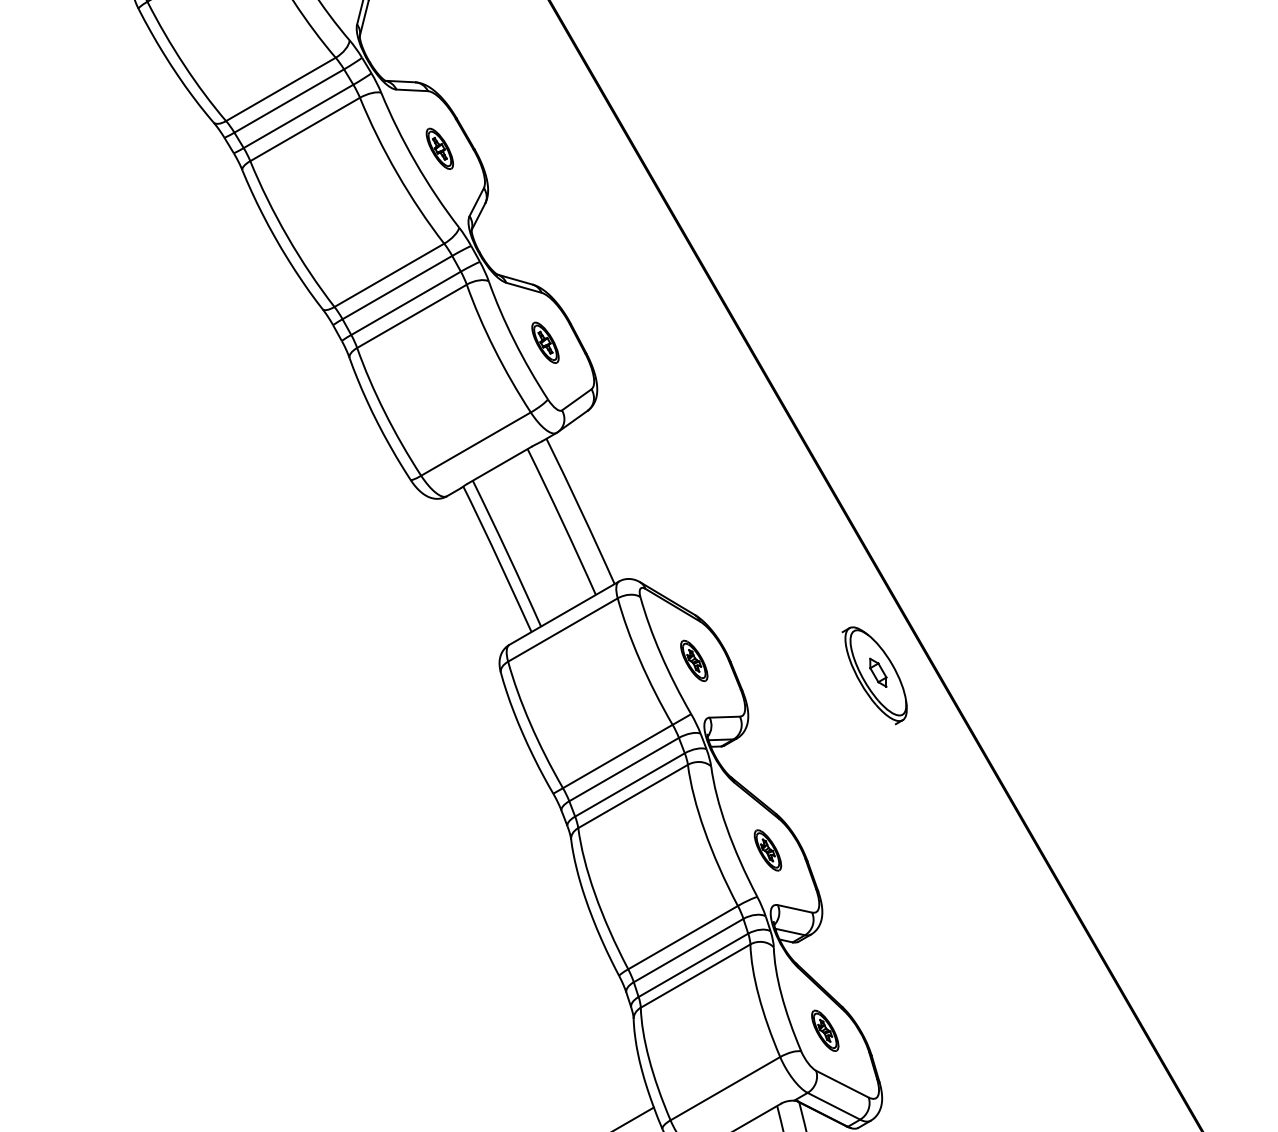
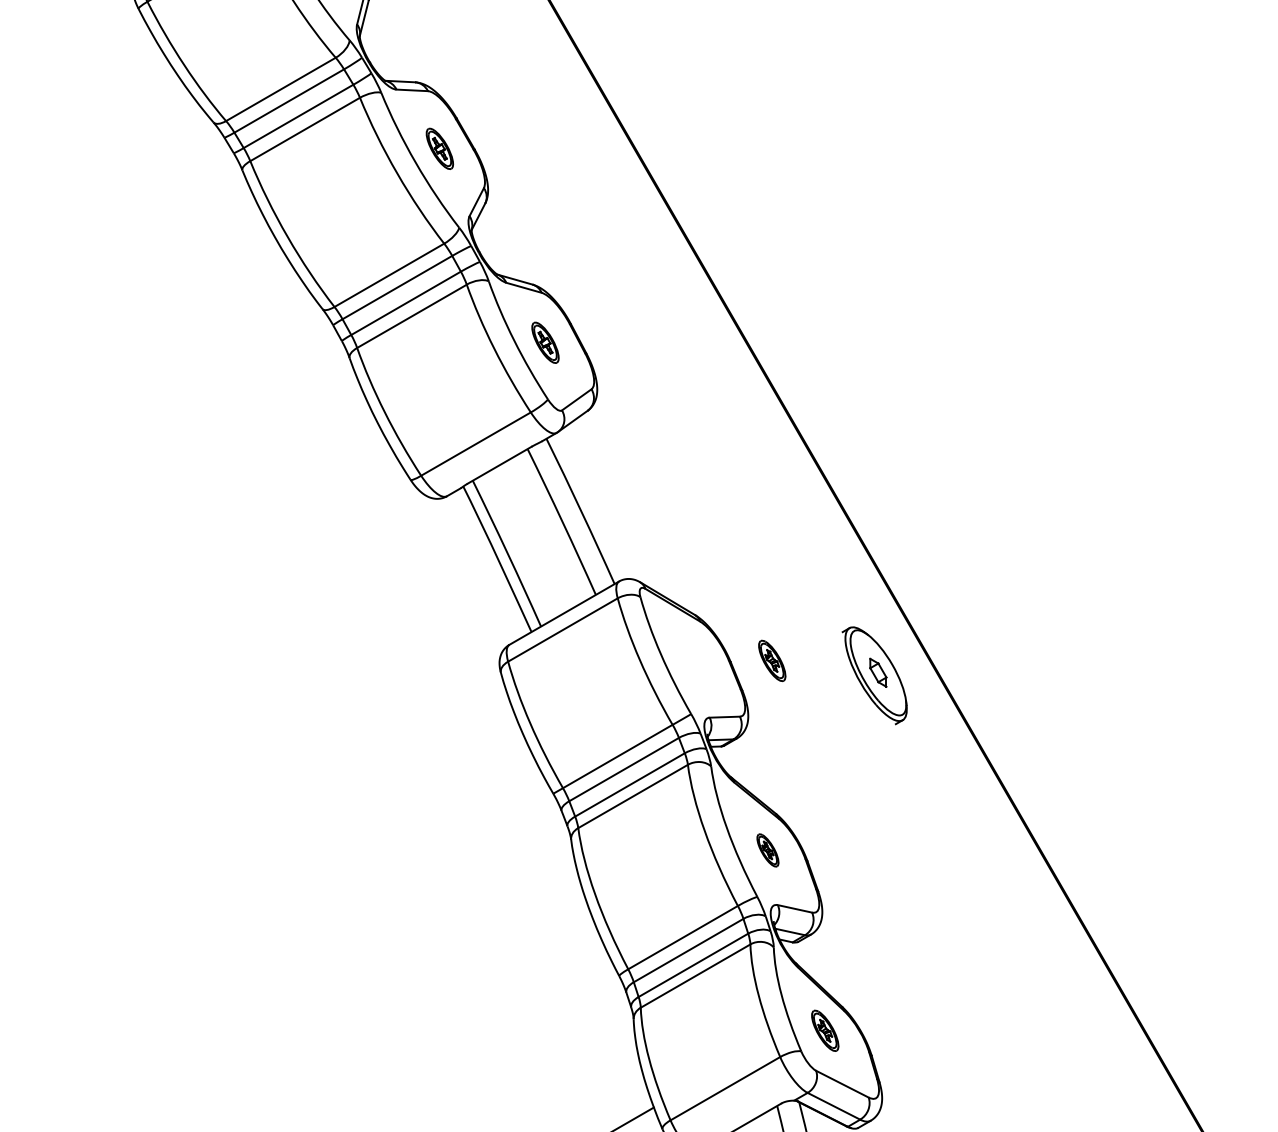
part position: (694, 660) -> (772, 660) (772, 660)
part size: 30x43 px -> 24x35 px (767, 850)
